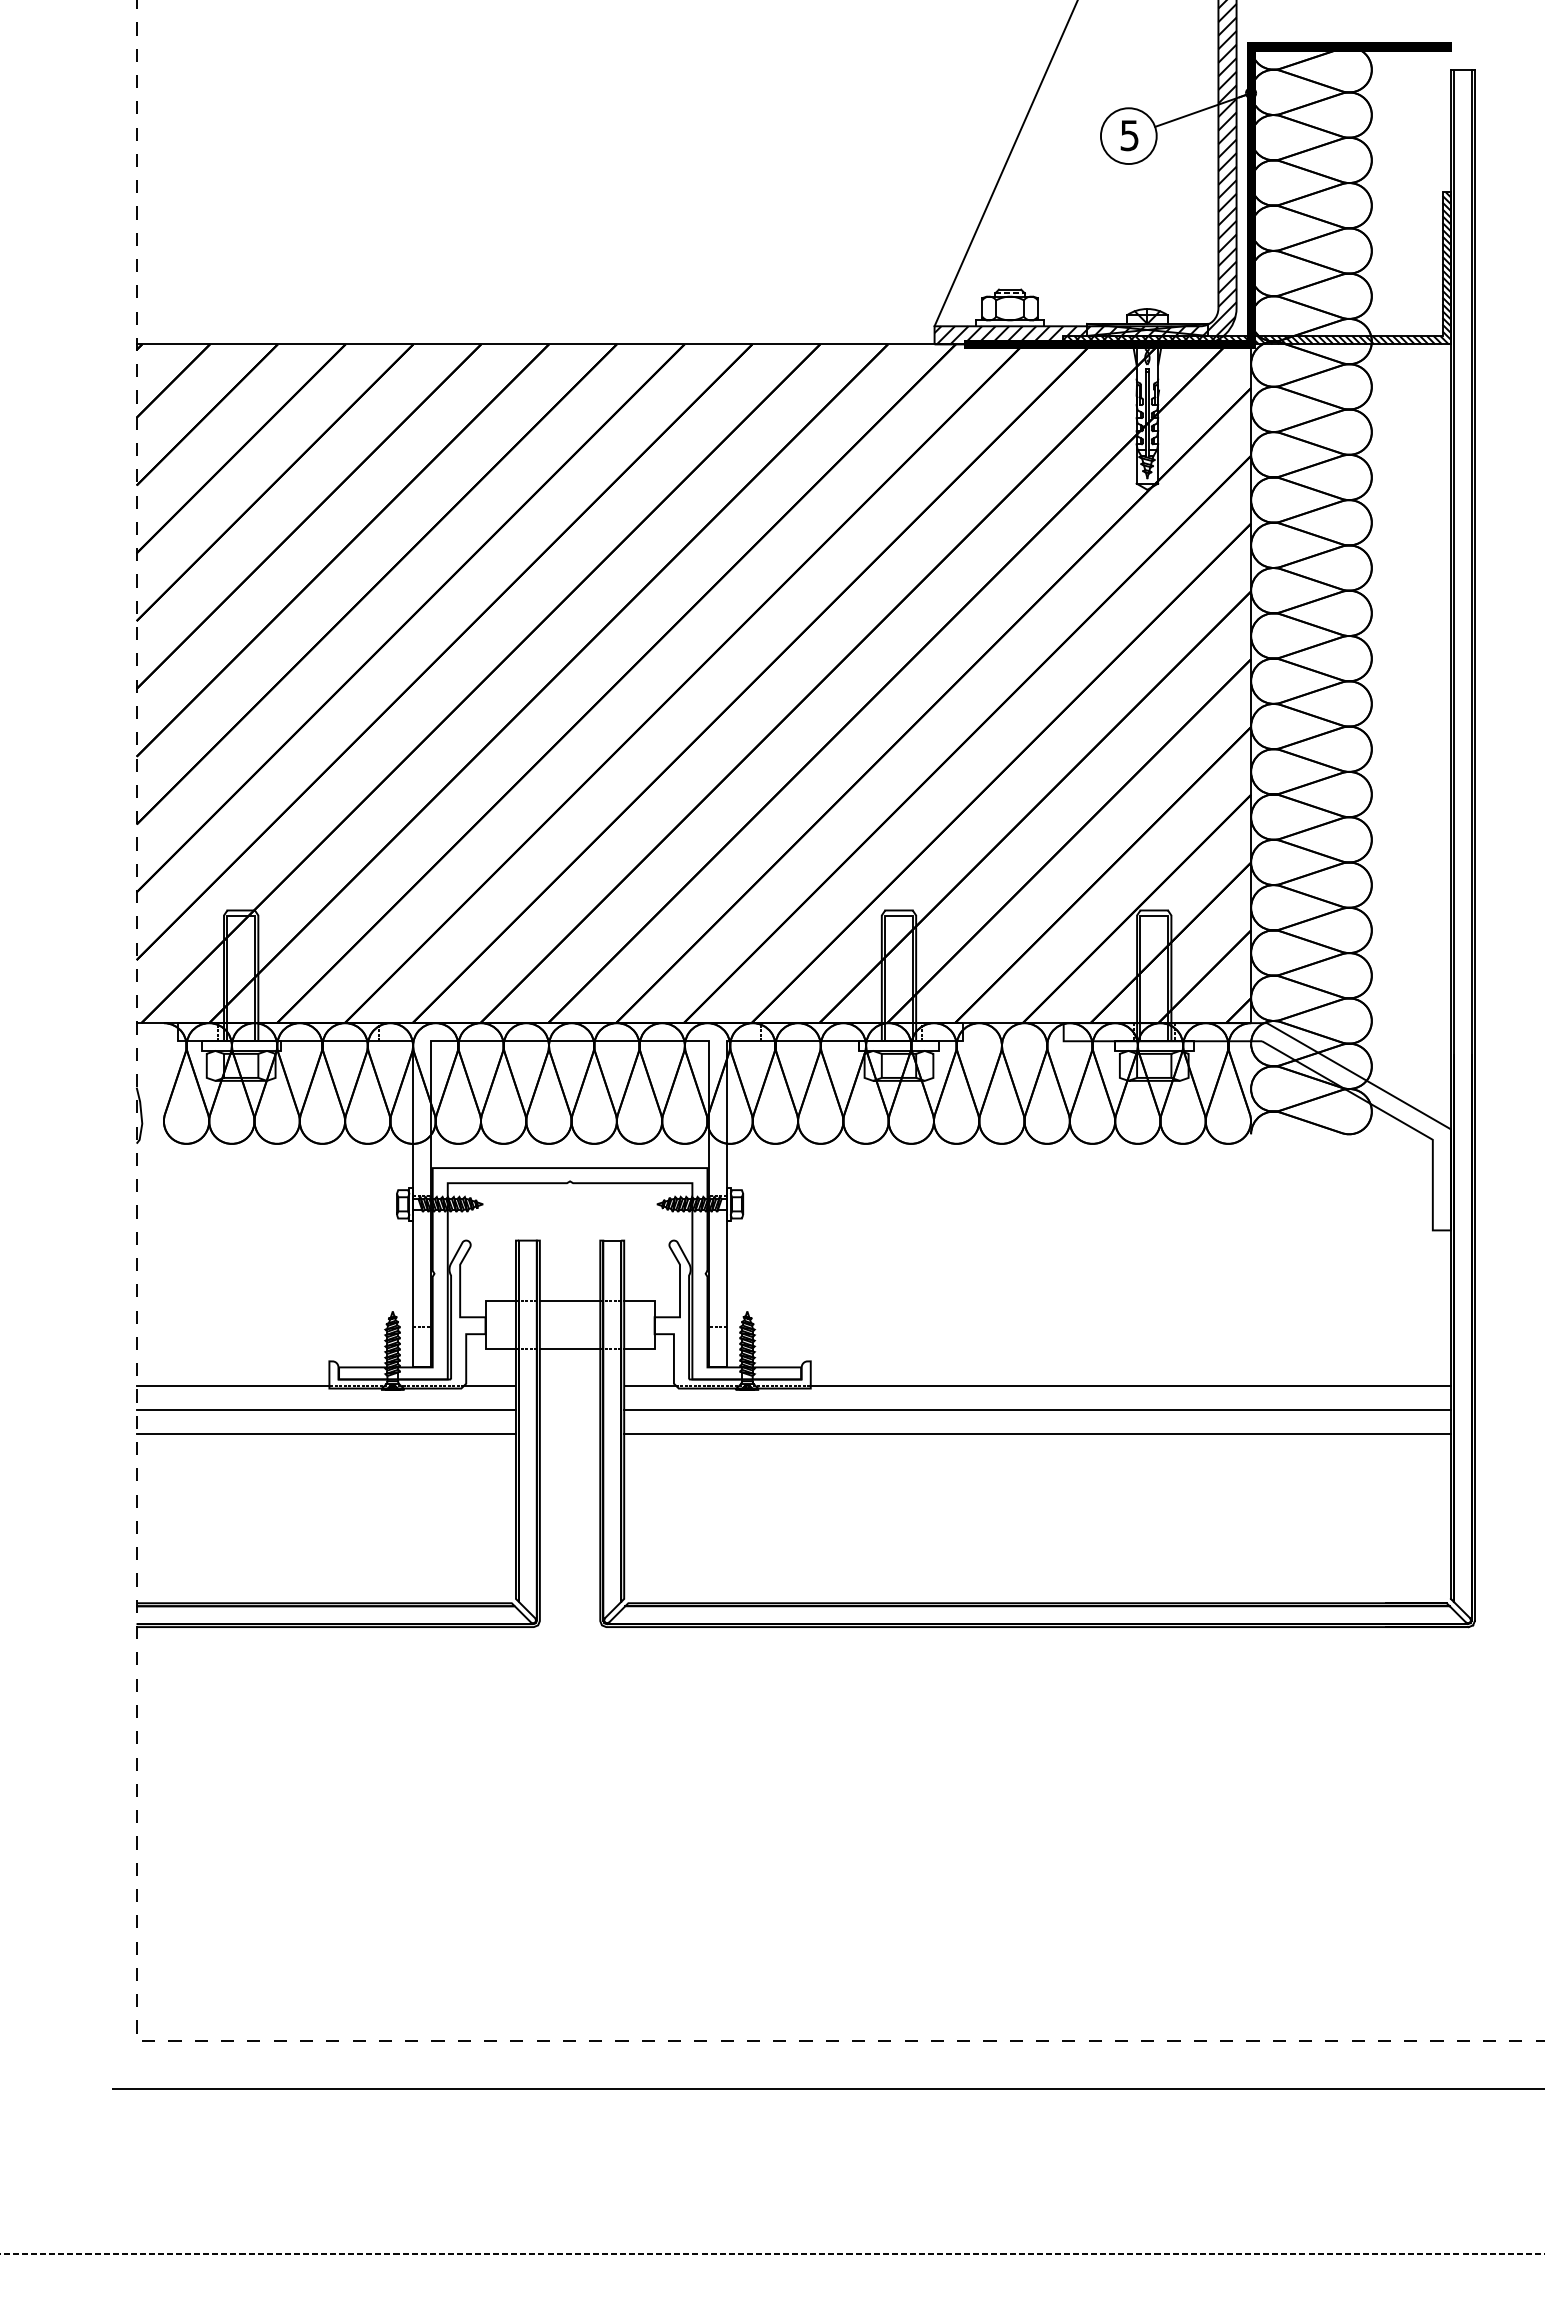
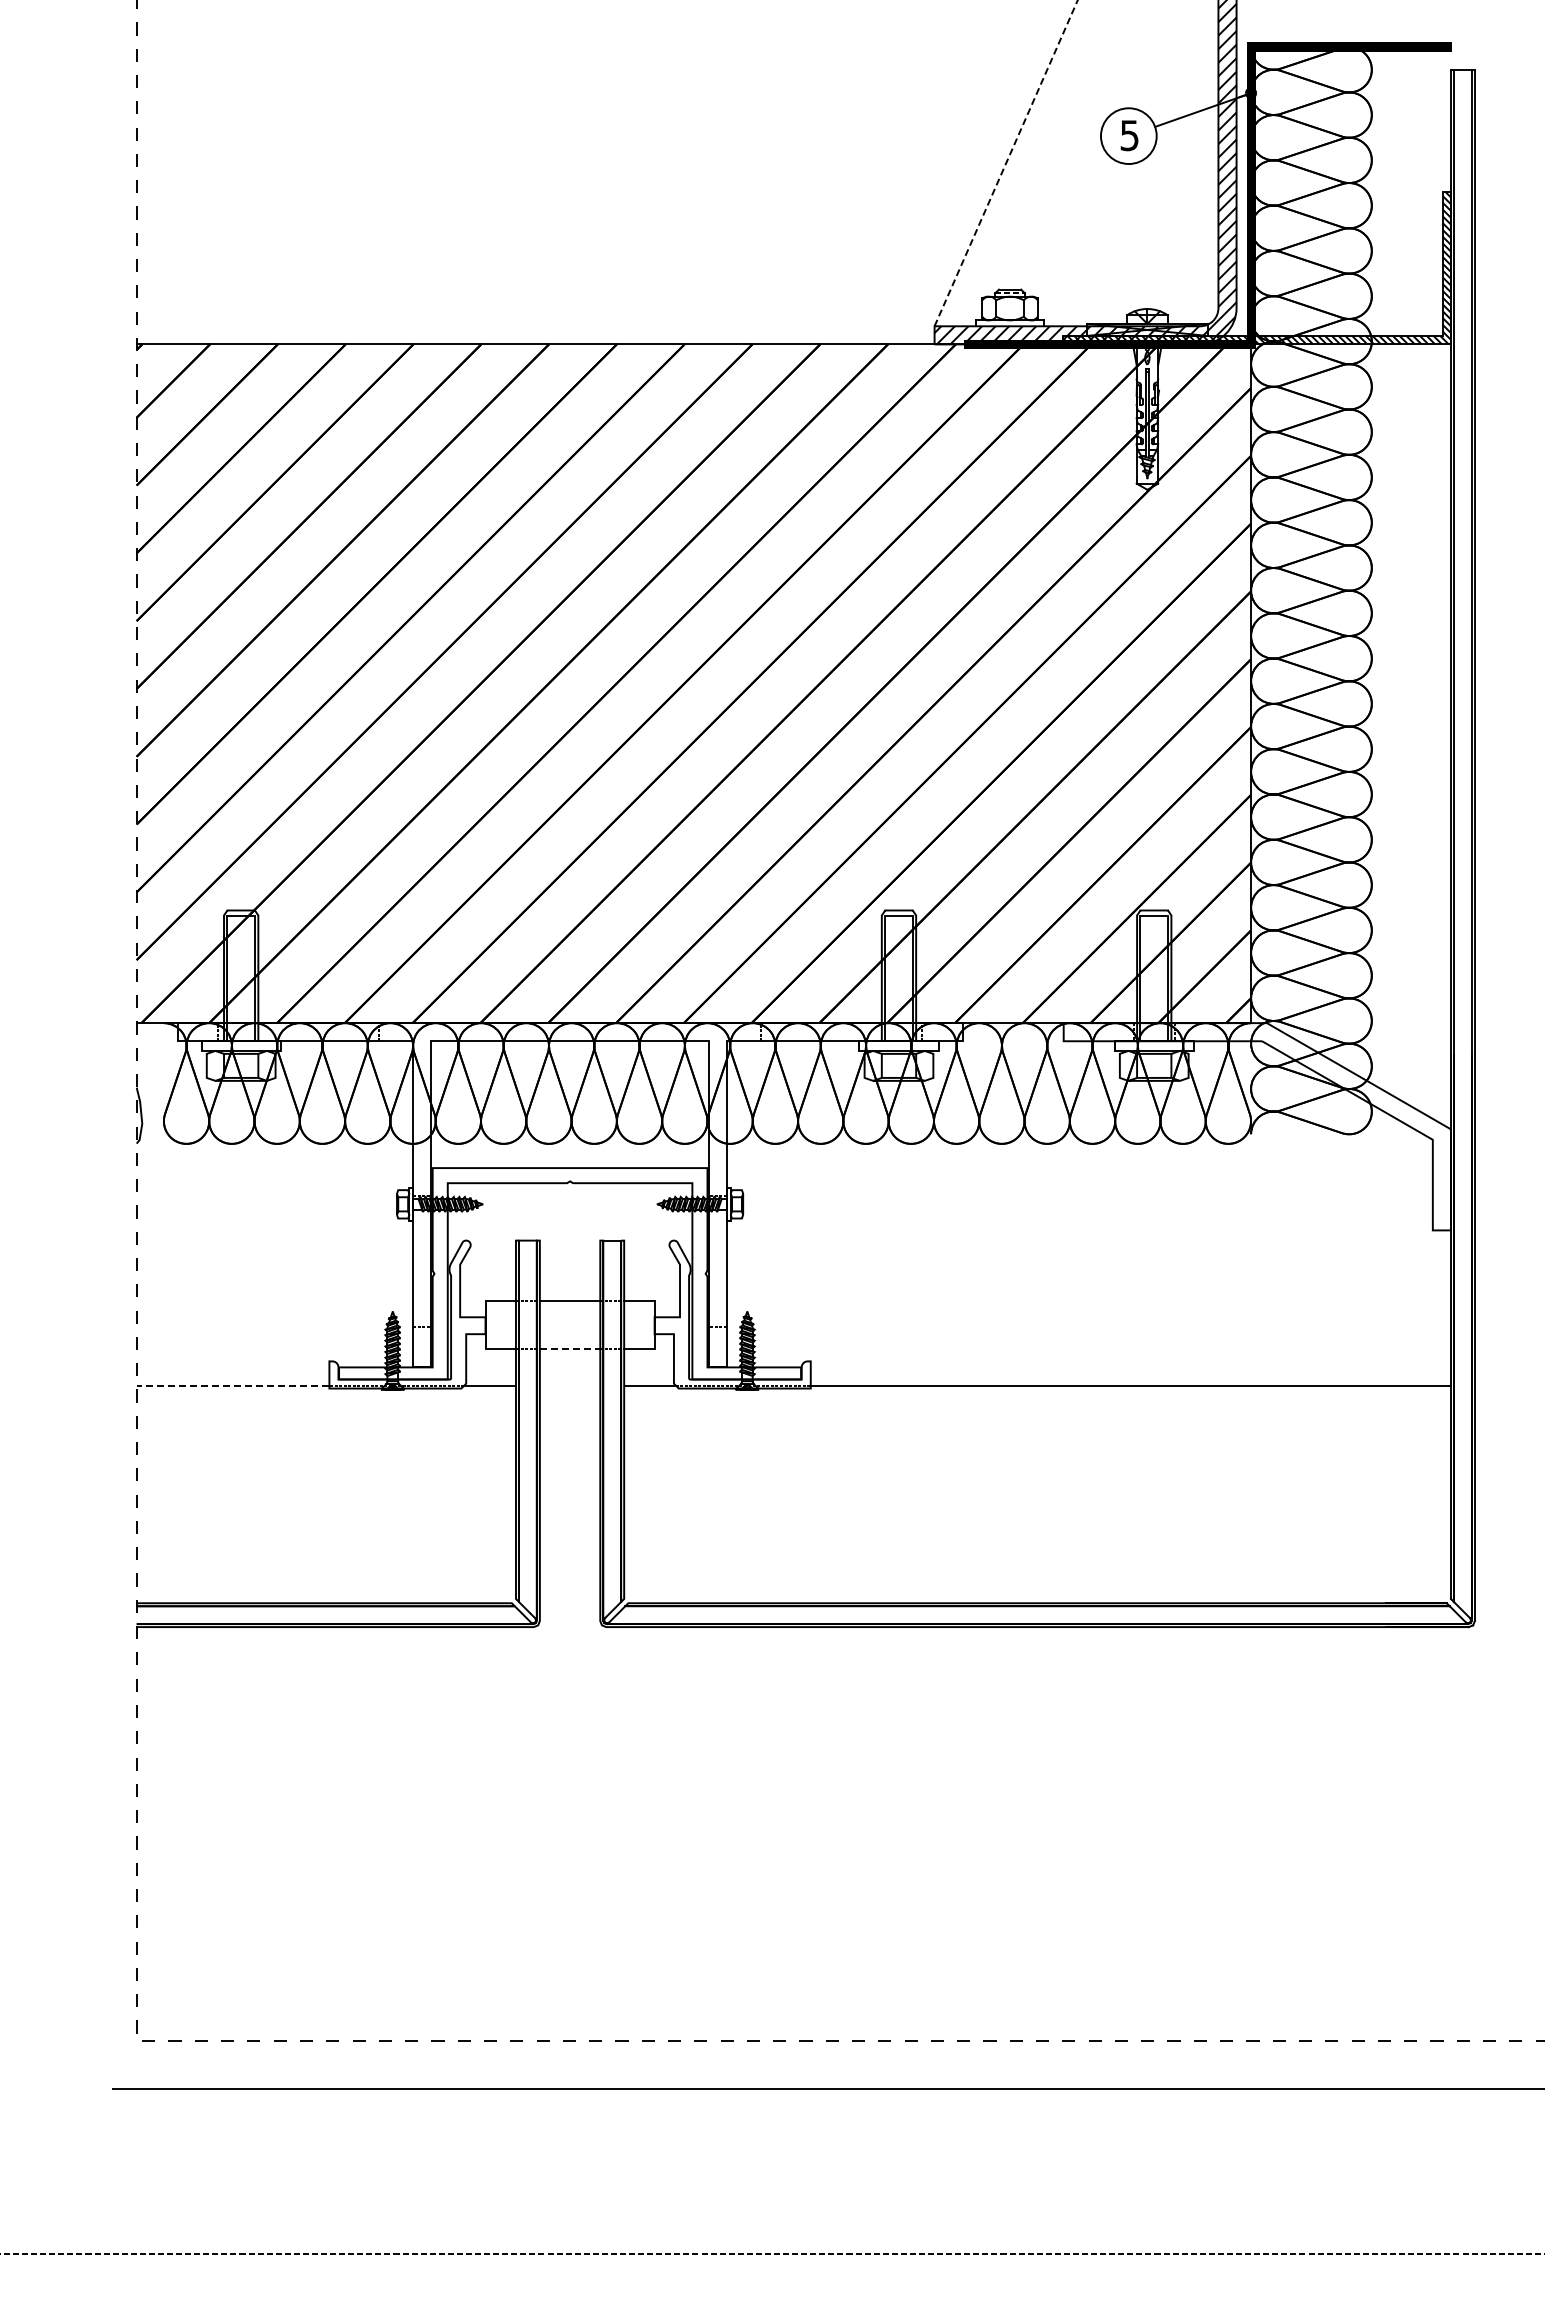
line: solid -> dashed (1006, 163)
line: solid -> dashed (570, 1349)
line: solid -> dashed (232, 1385)
line: present -> none (325, 1409)
line: present -> none (1037, 1409)
line: present -> none (325, 1433)
line: present -> none (1037, 1433)
